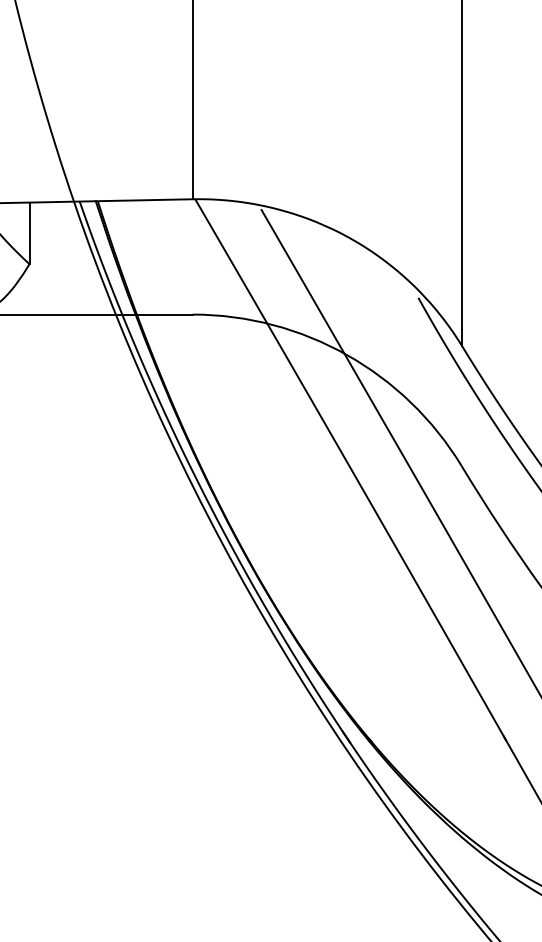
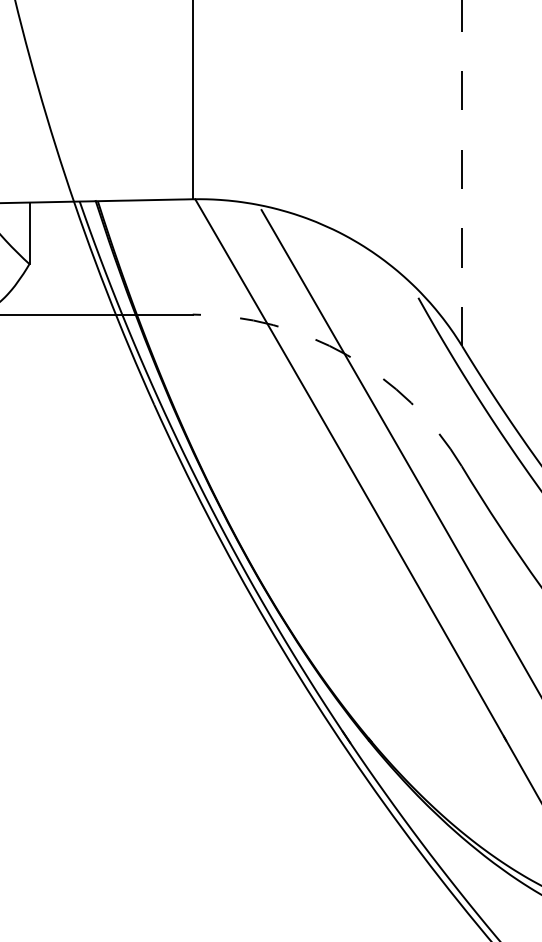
line: solid -> dashed (462, 173)
arc: solid -> dashed (347, 355)
